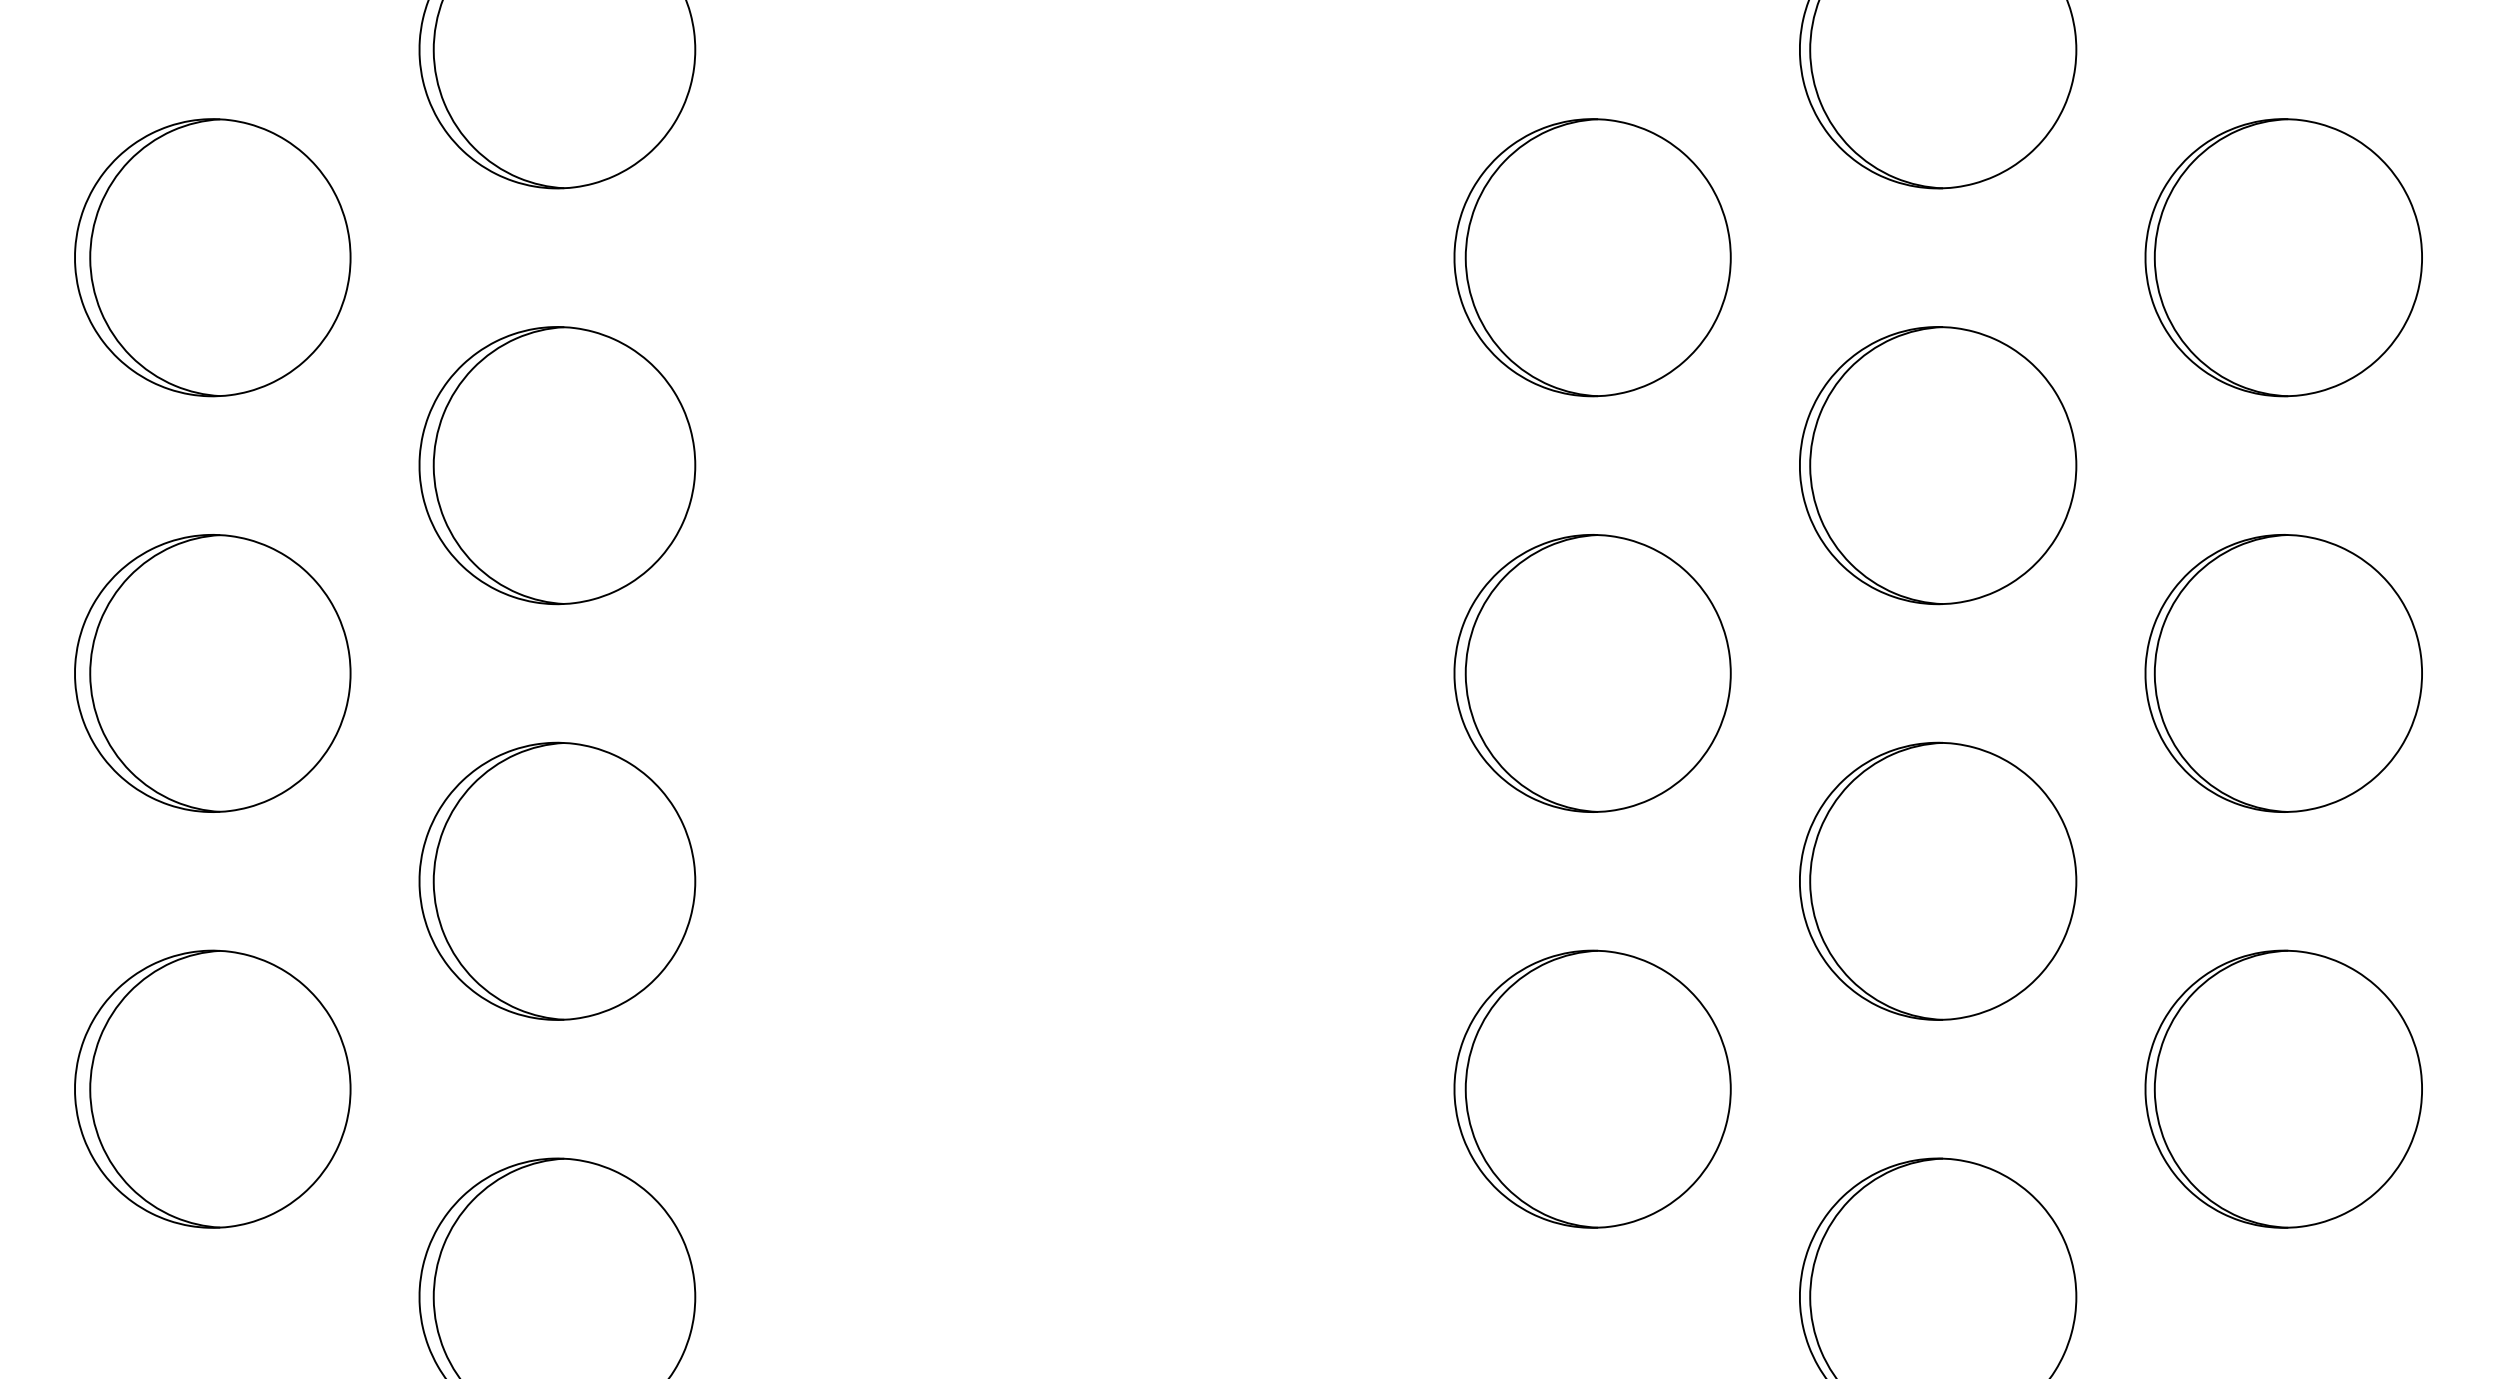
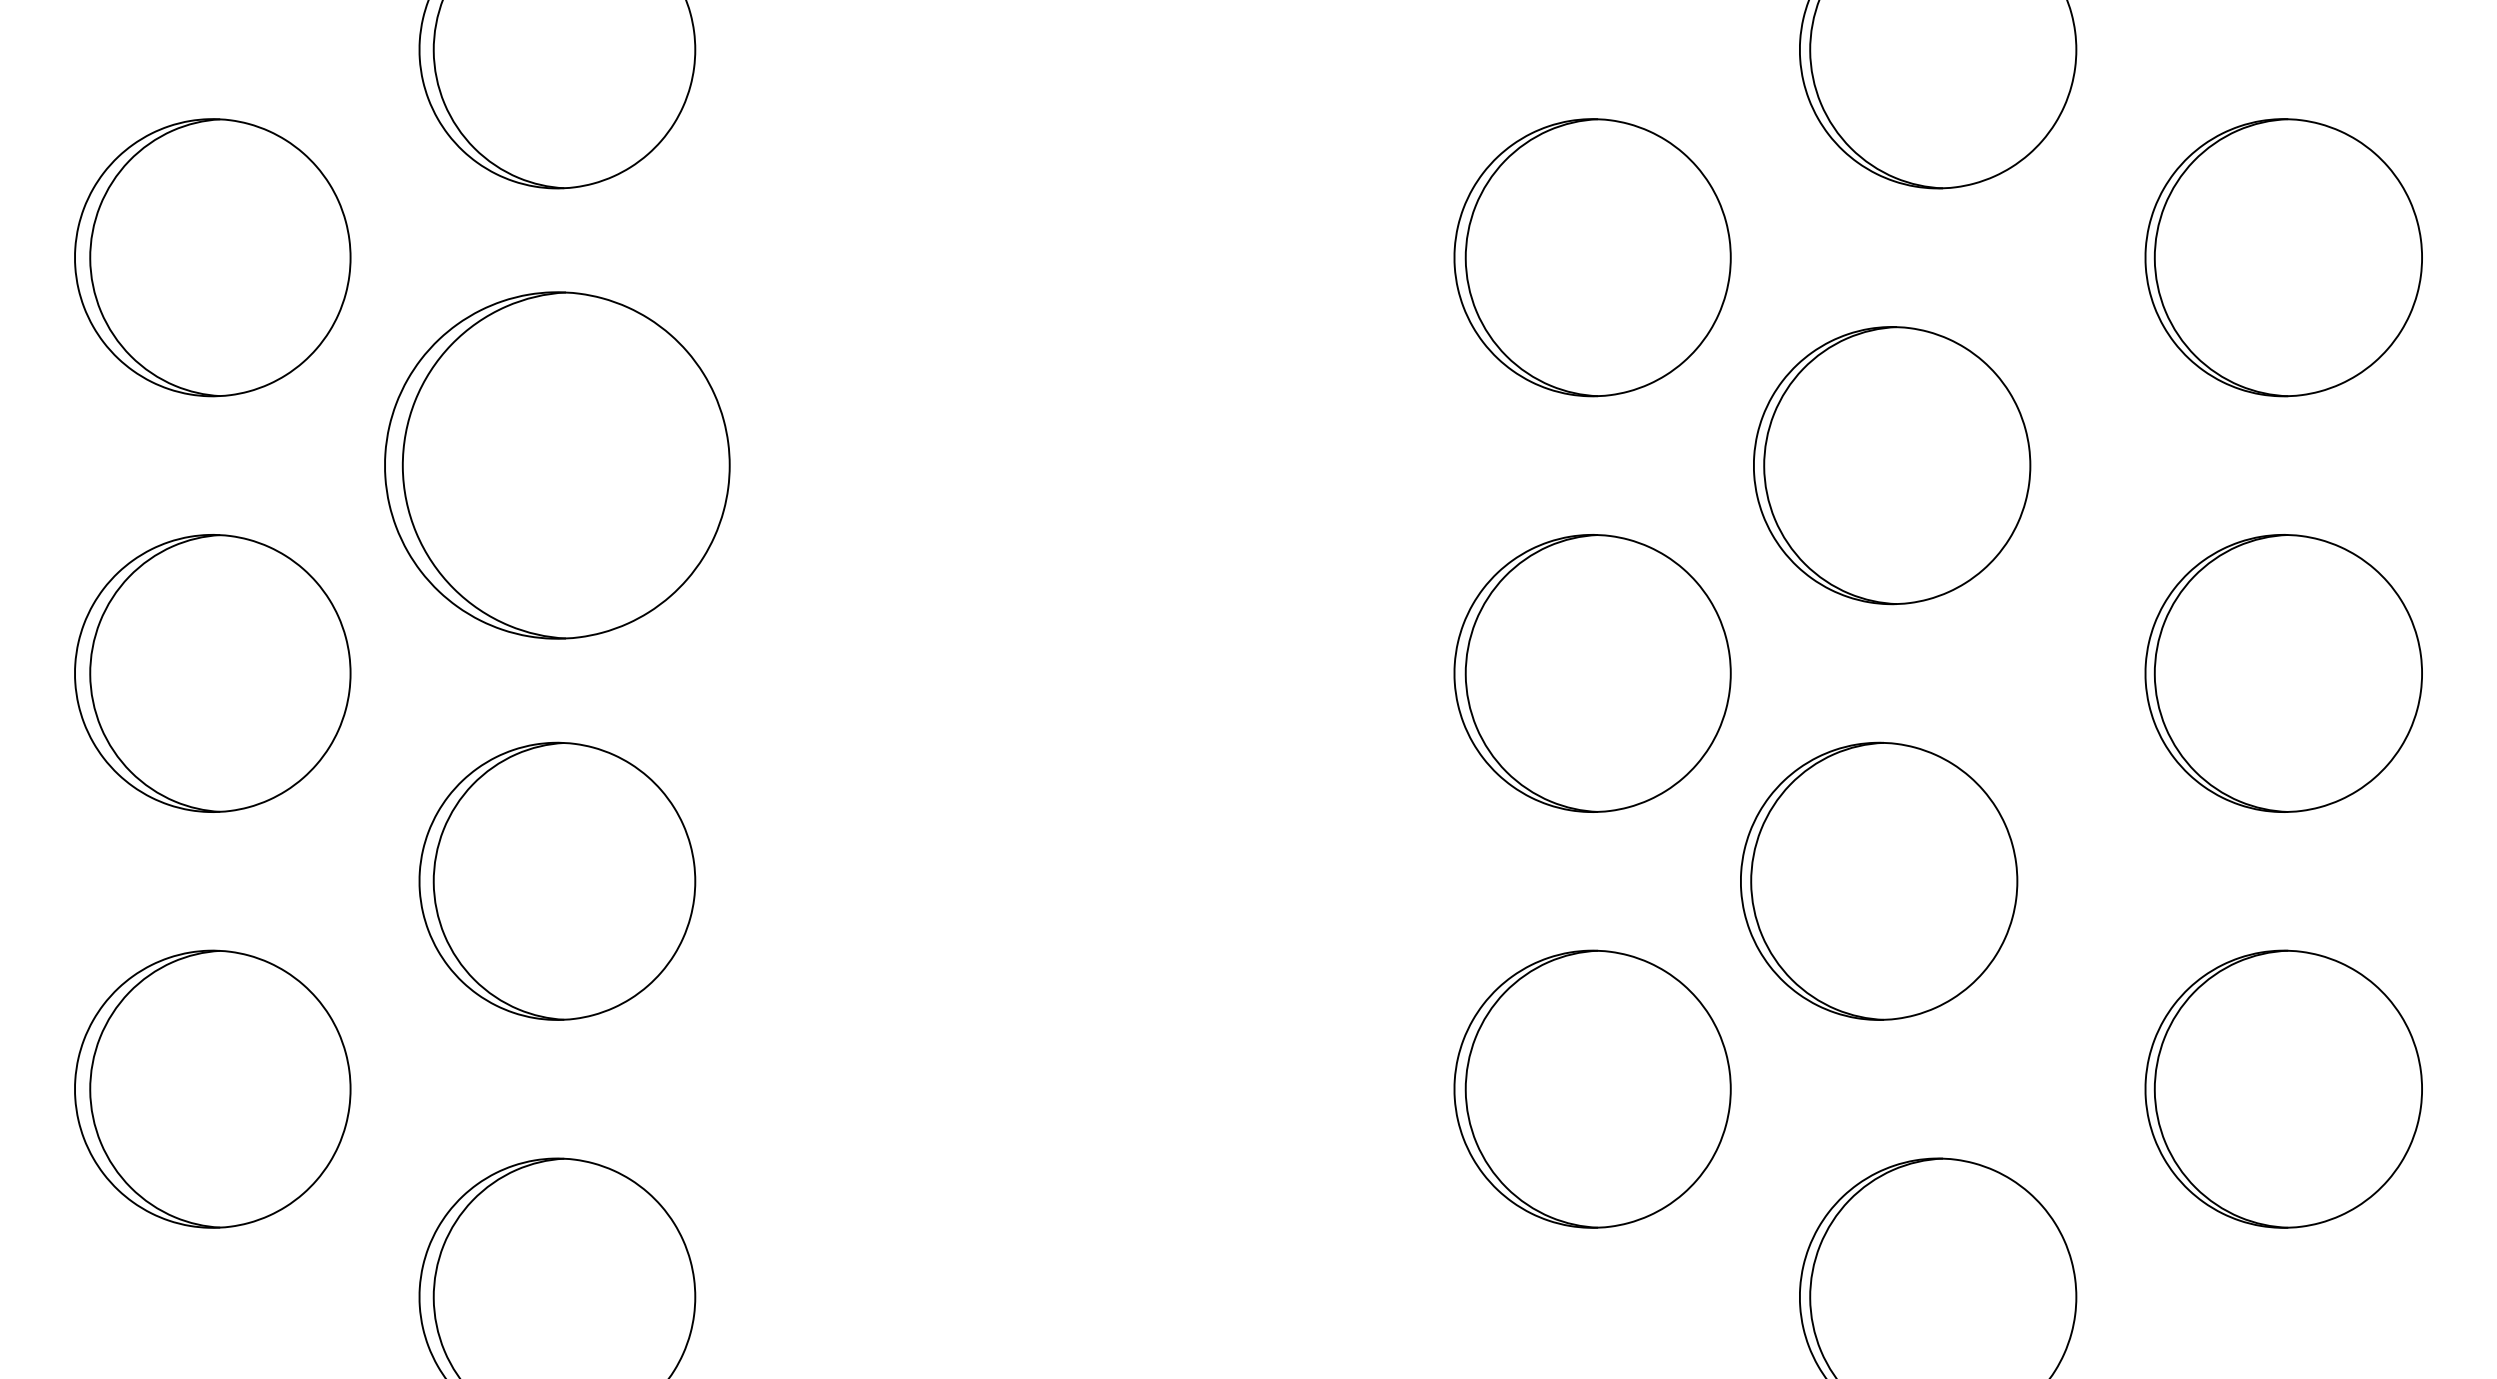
part size: 279x280 px -> 347x349 px (557, 465)
part position: (1938, 465) -> (1892, 465) (1892, 465)
part position: (1938, 880) -> (1879, 880) (1879, 880)
